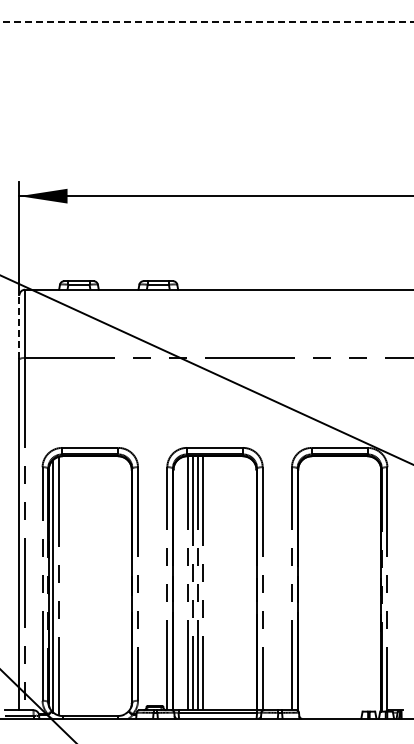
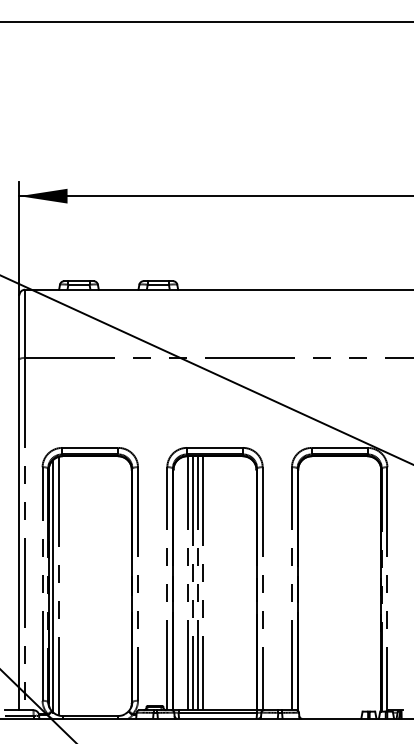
line: dashed -> solid (207, 22)
line: dashed -> solid (19, 327)
